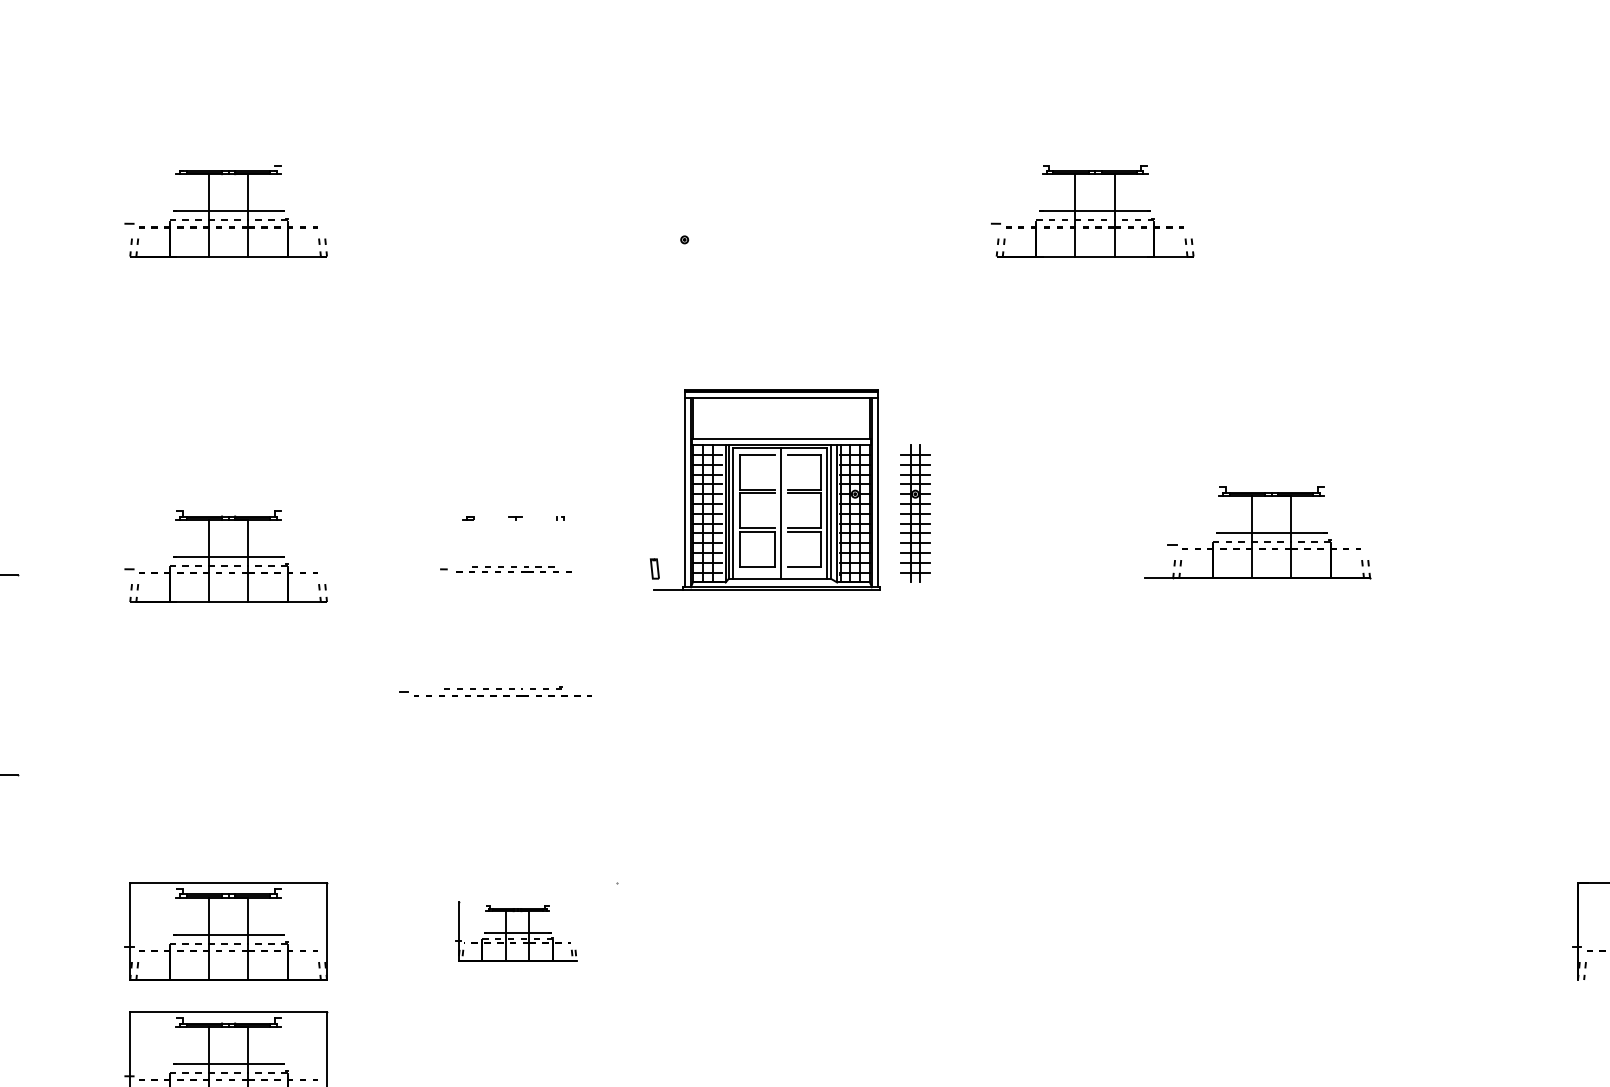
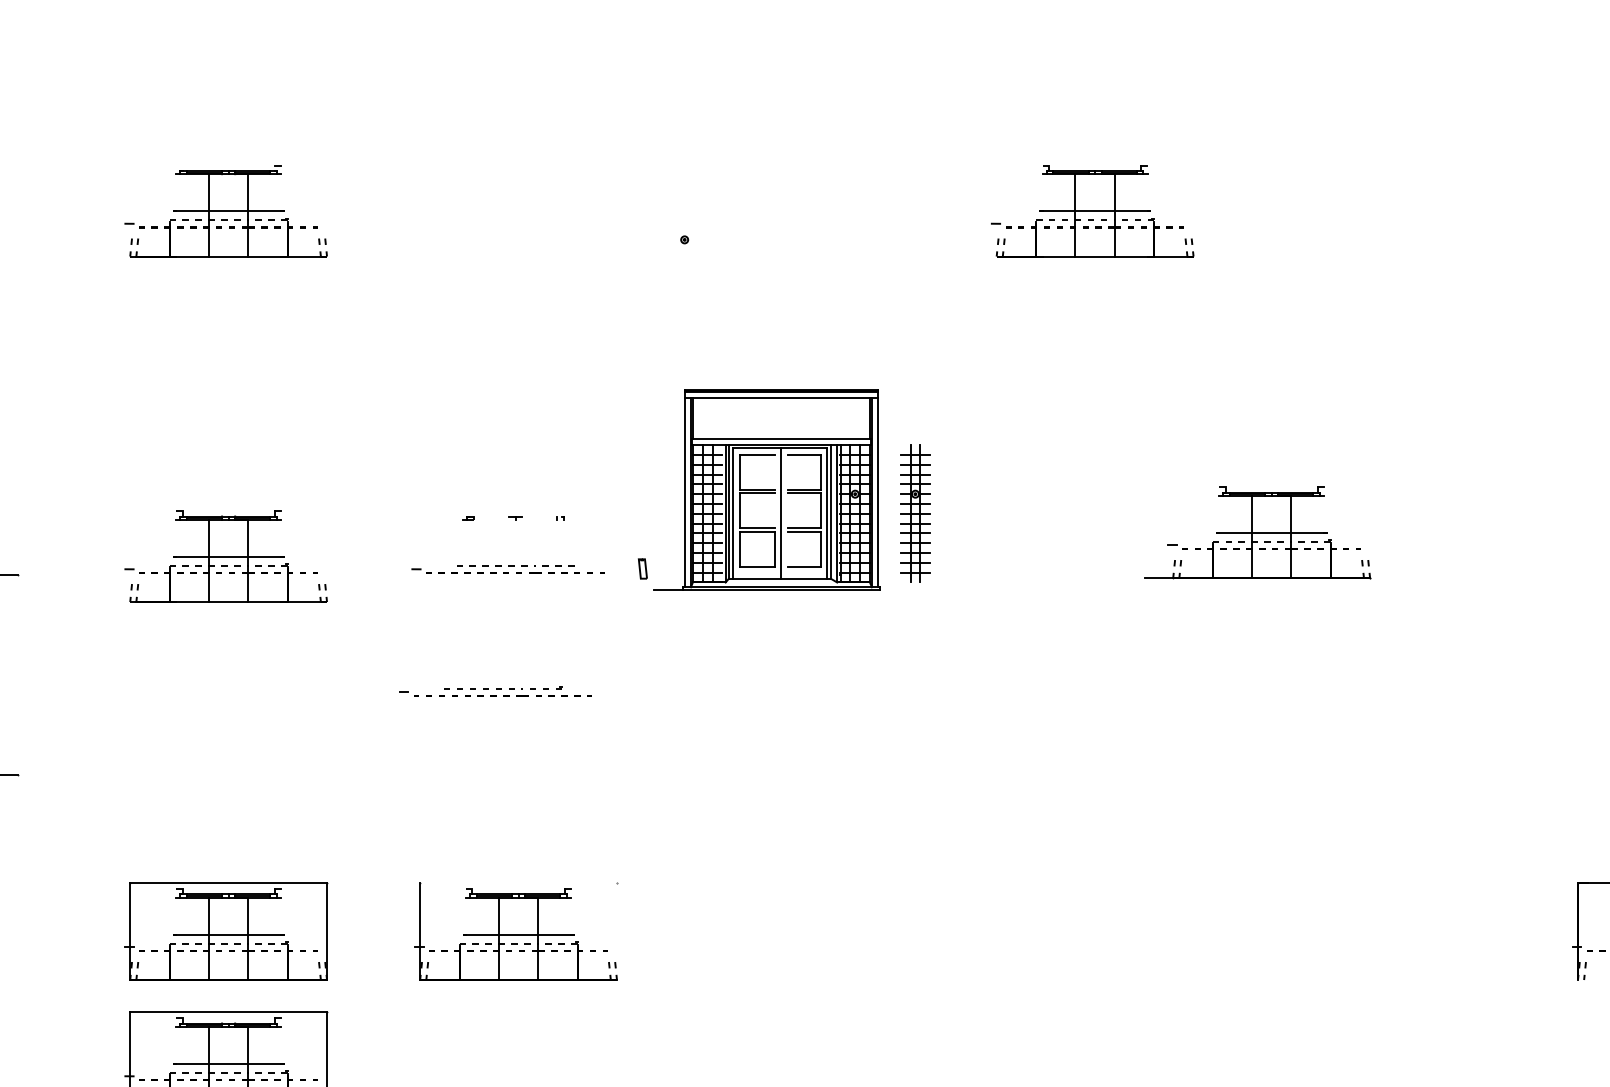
part position: (654, 568) -> (642, 568) (642, 568)
part size: 132x7 px -> 194x9 px (507, 569)
part size: 123x61 px -> 204x99 px (515, 931)
